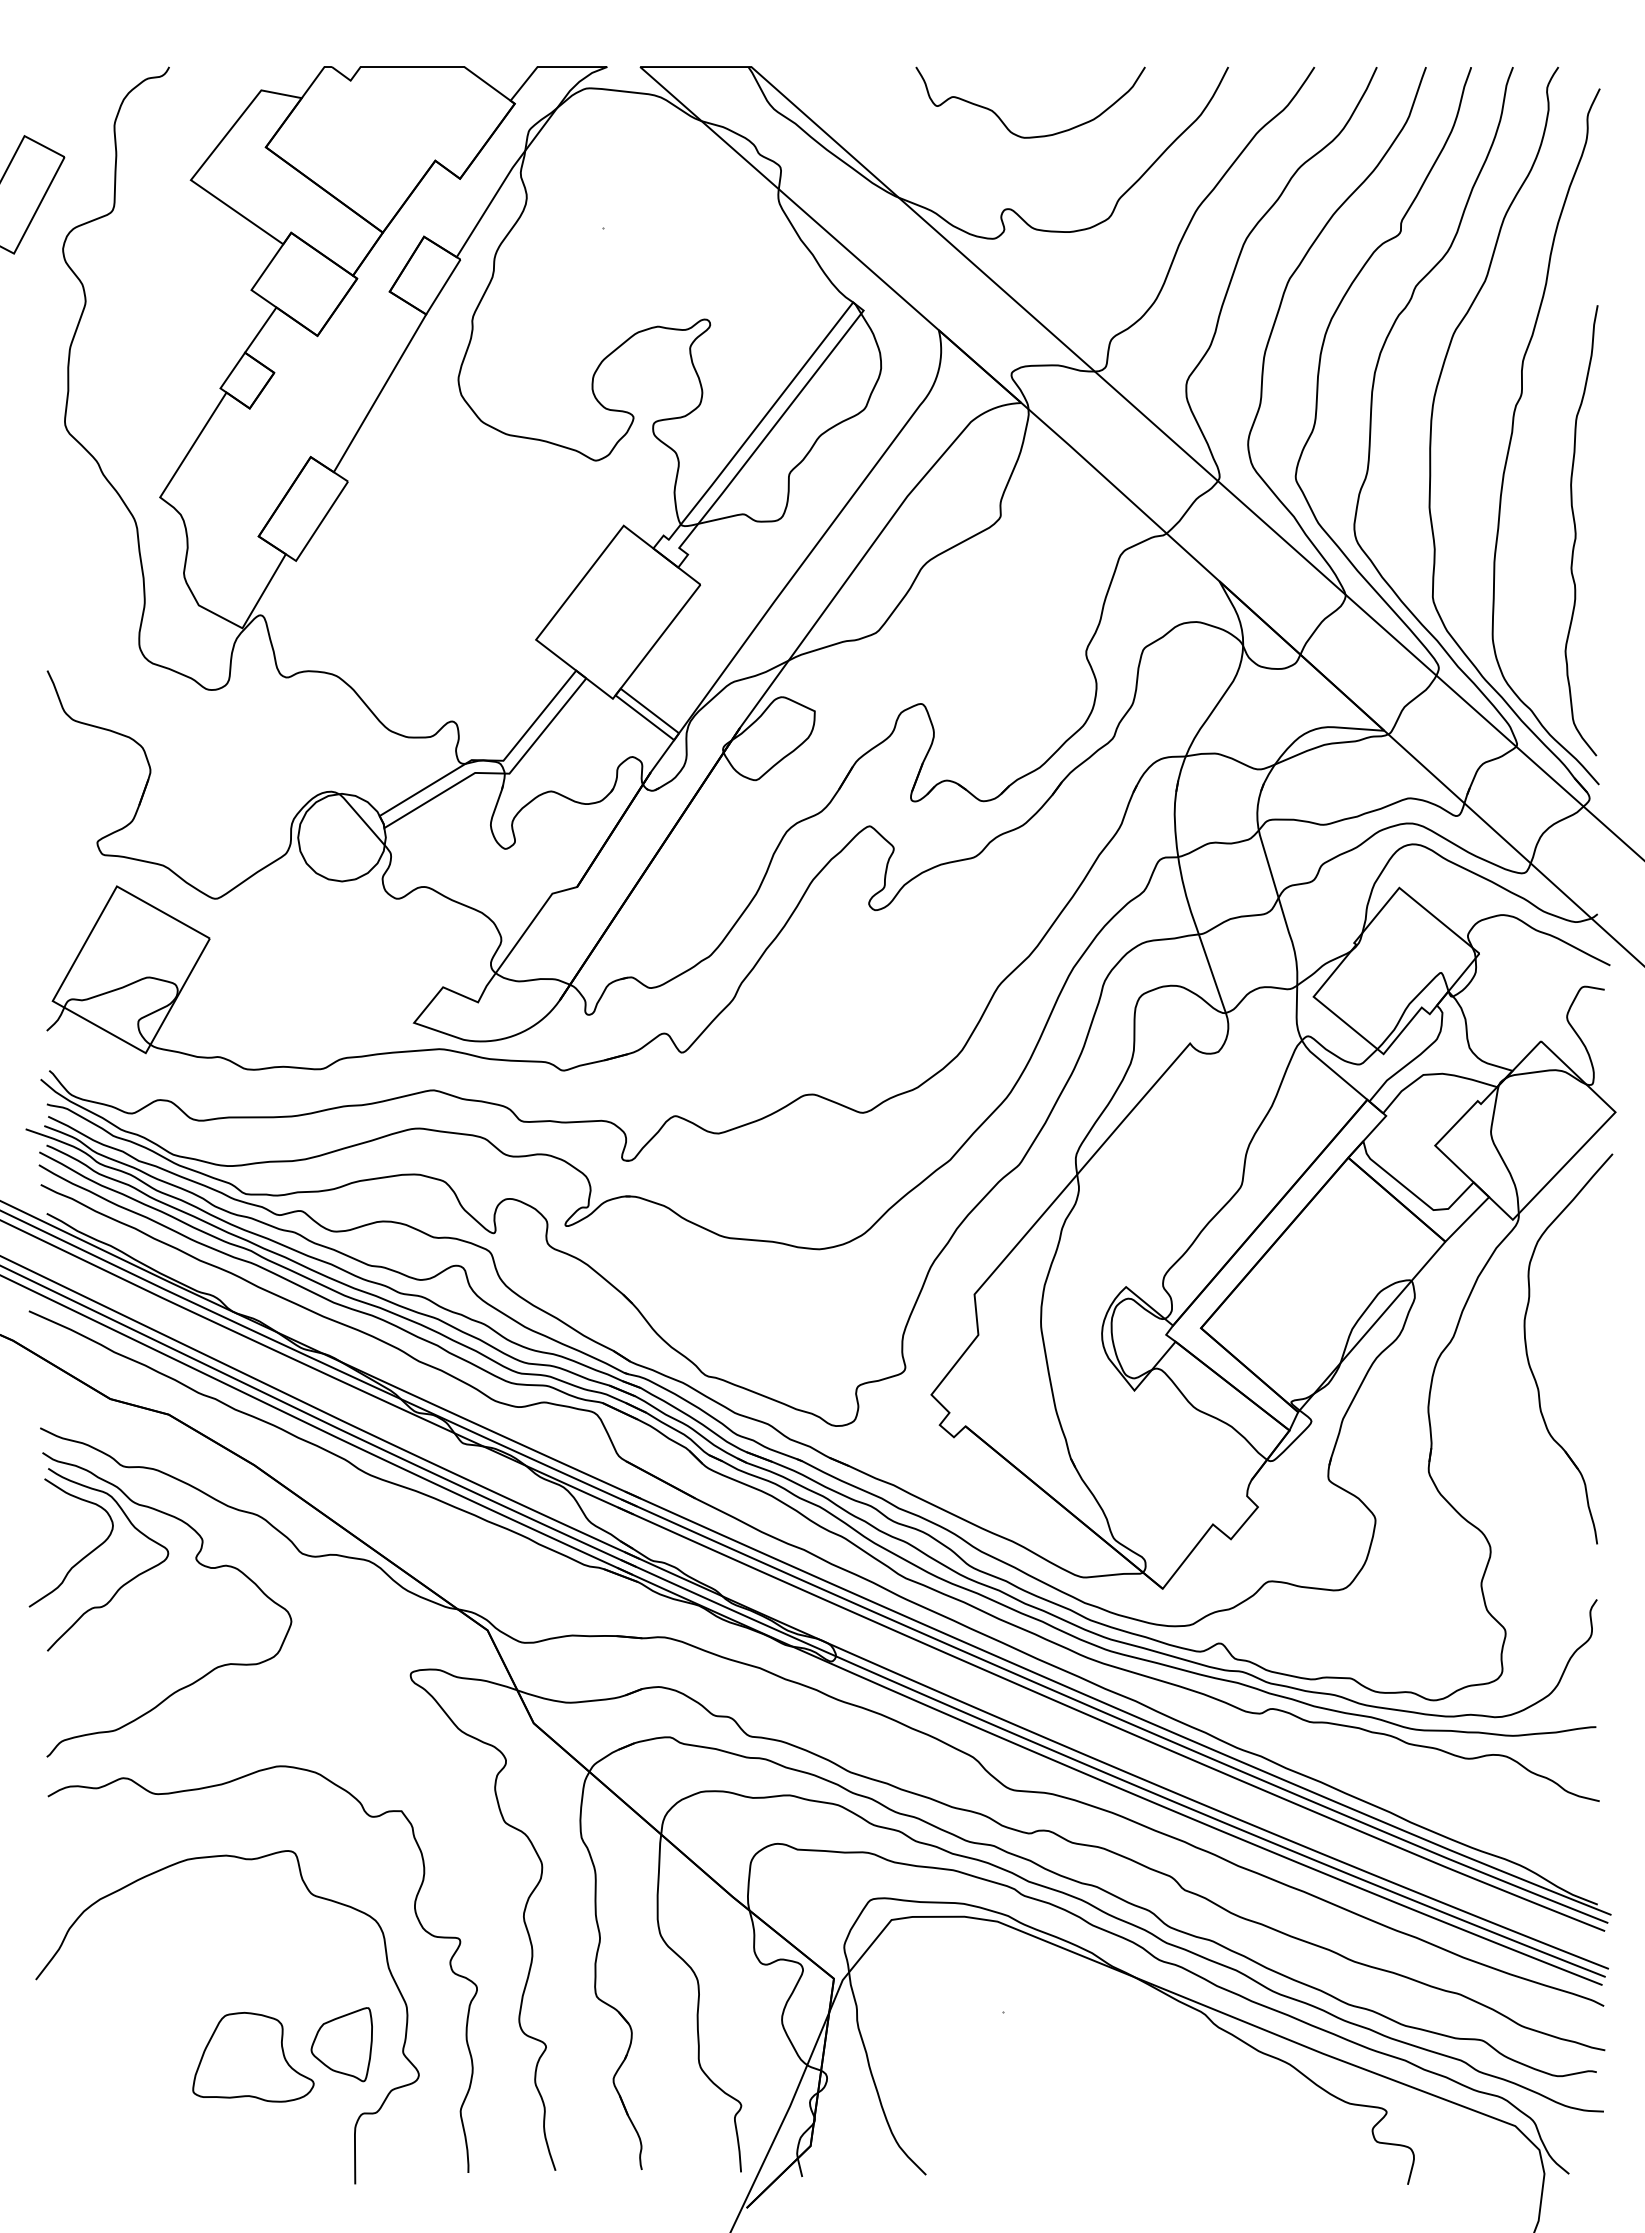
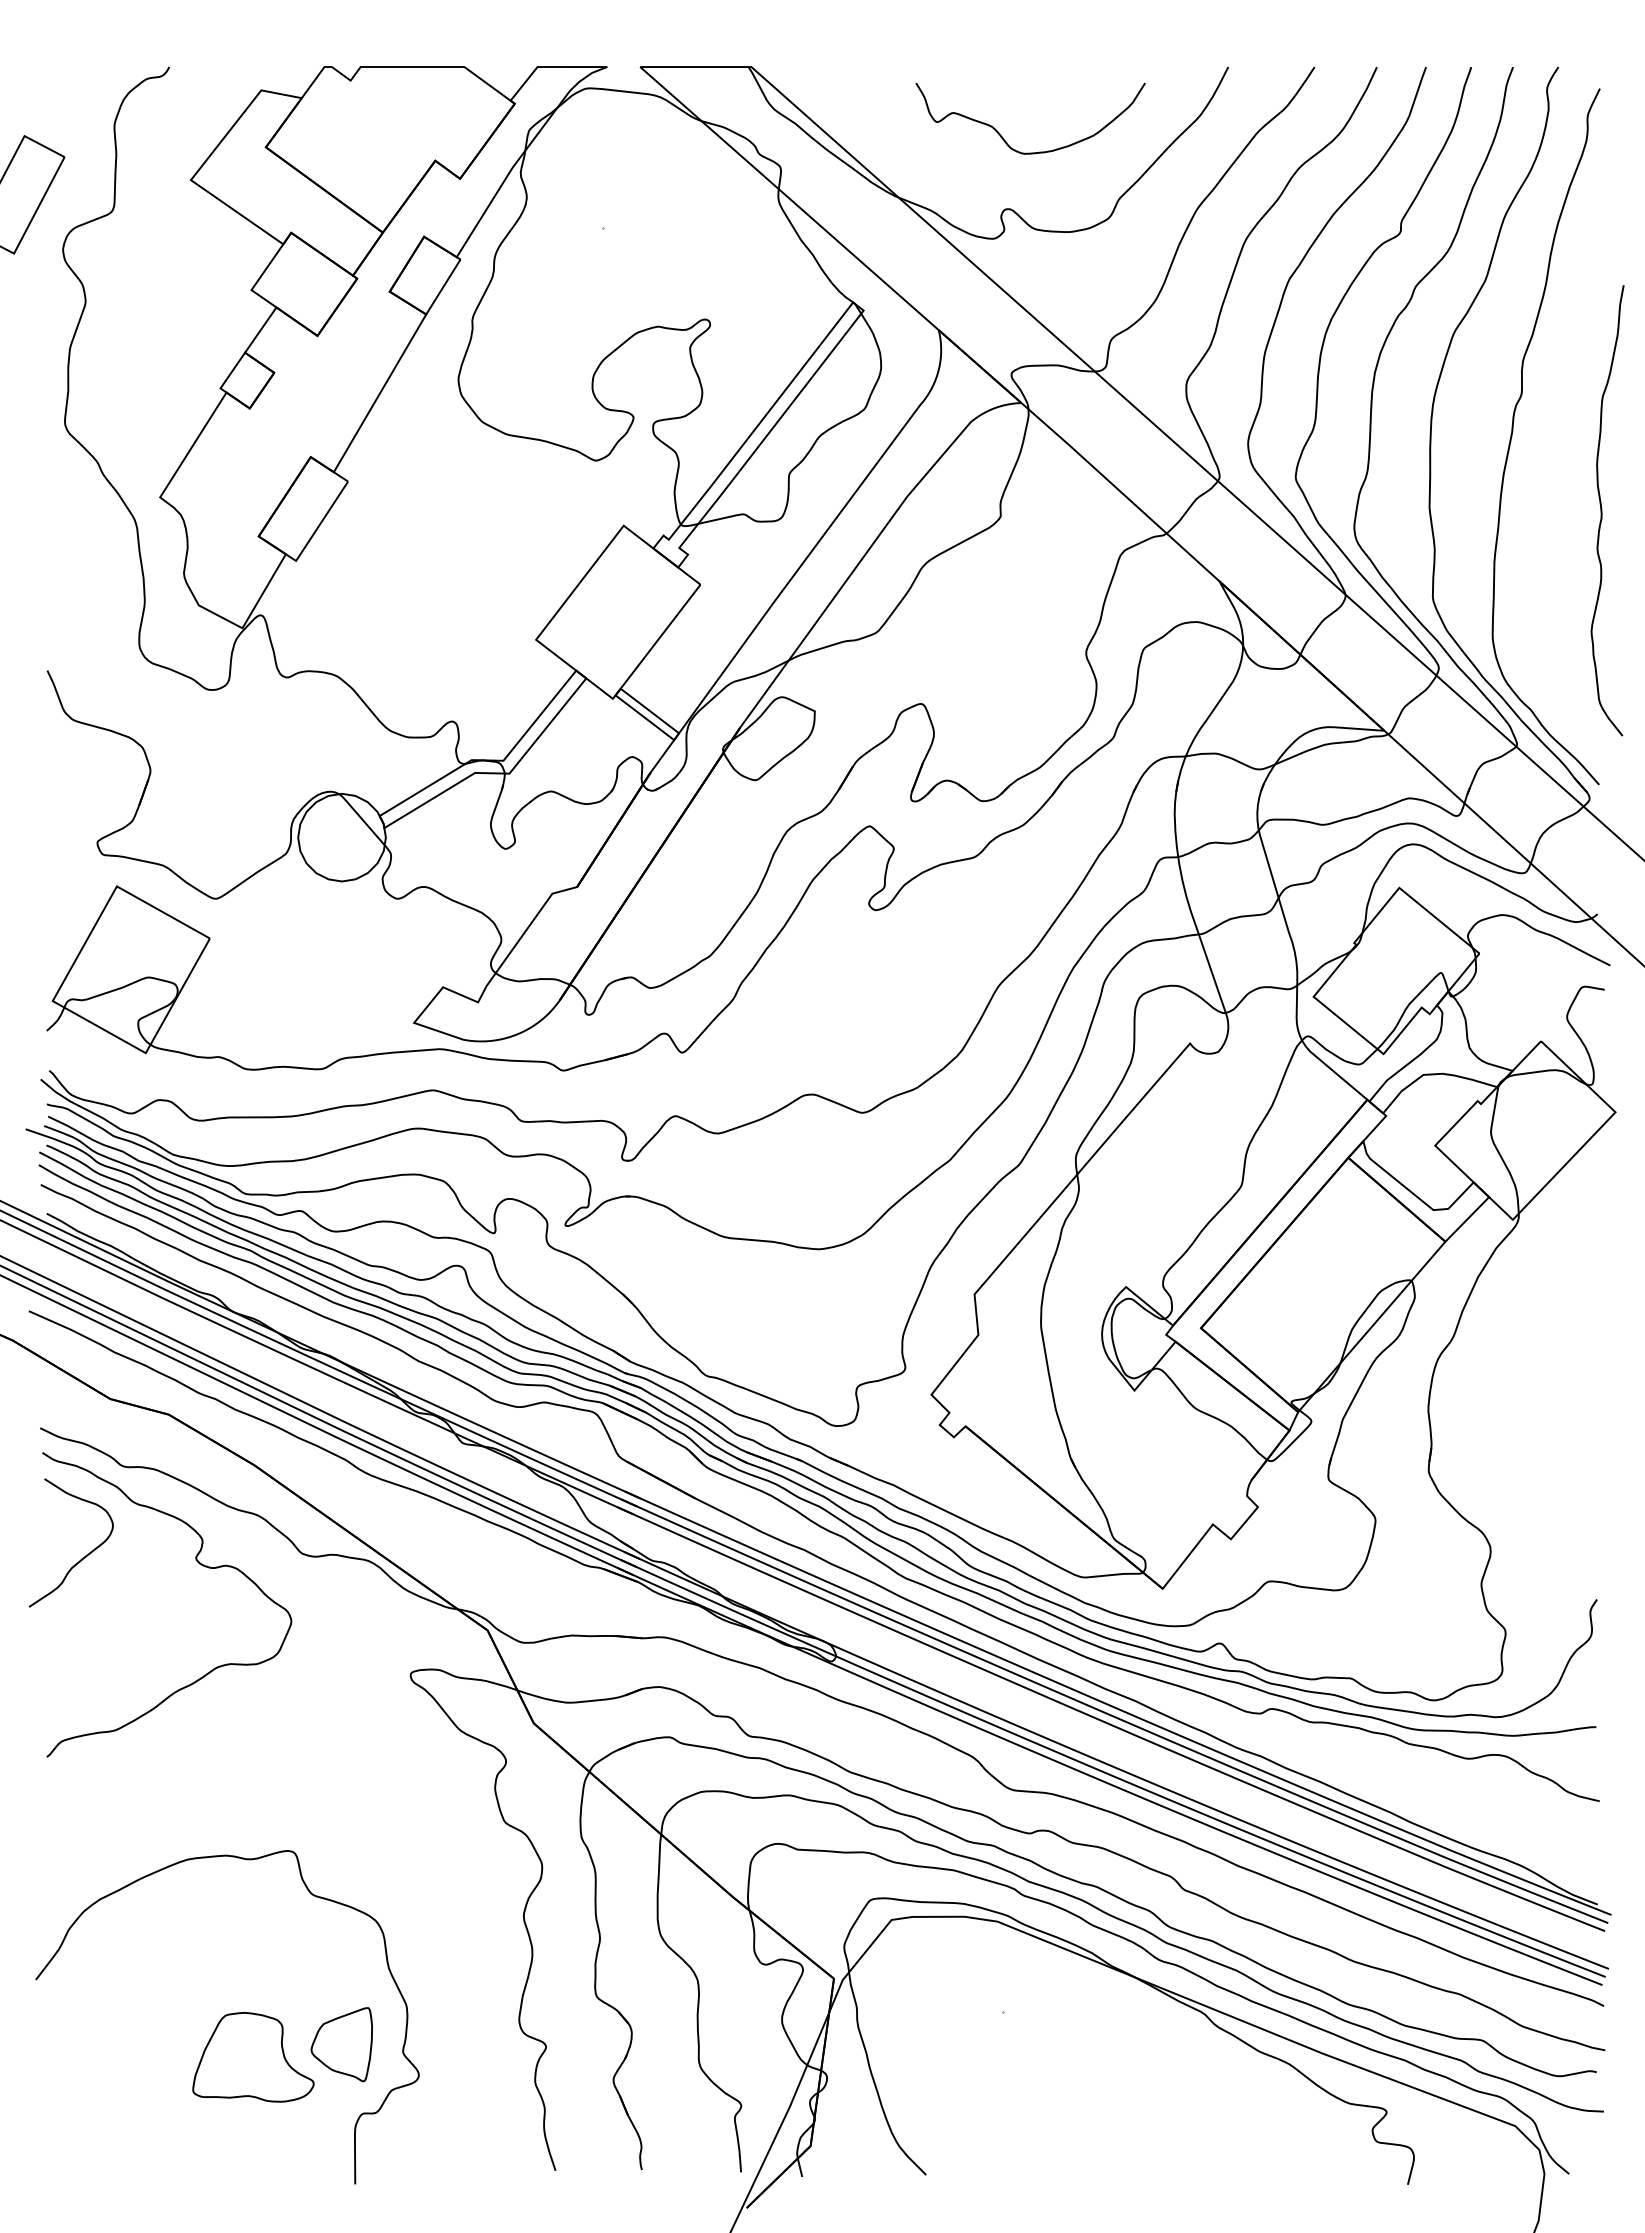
curve position: (1003, 121) -> (1003, 137) (1003, 137)
curve position: (1576, 530) -> (1602, 510) (1602, 510)
part: present -> none (1528, 1355)
curve: present -> none (124, 1583)
curve: present -> none (415, 1915)
